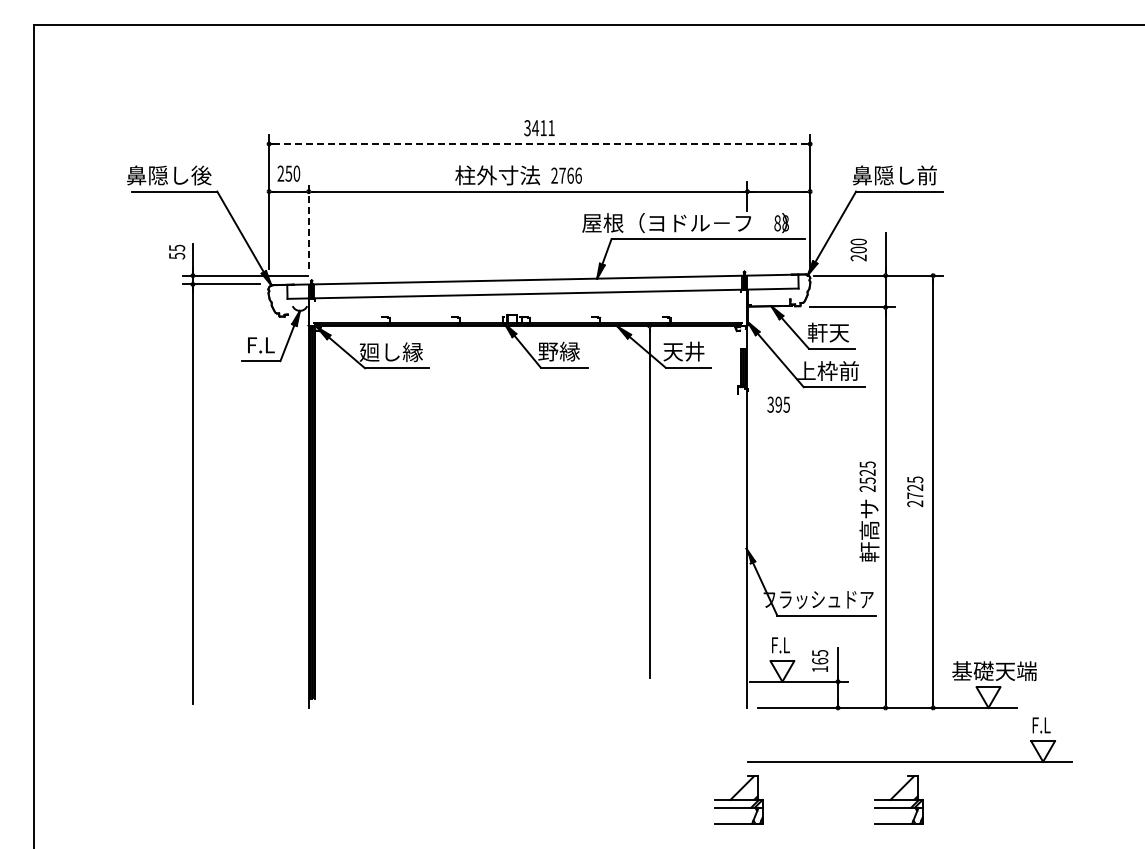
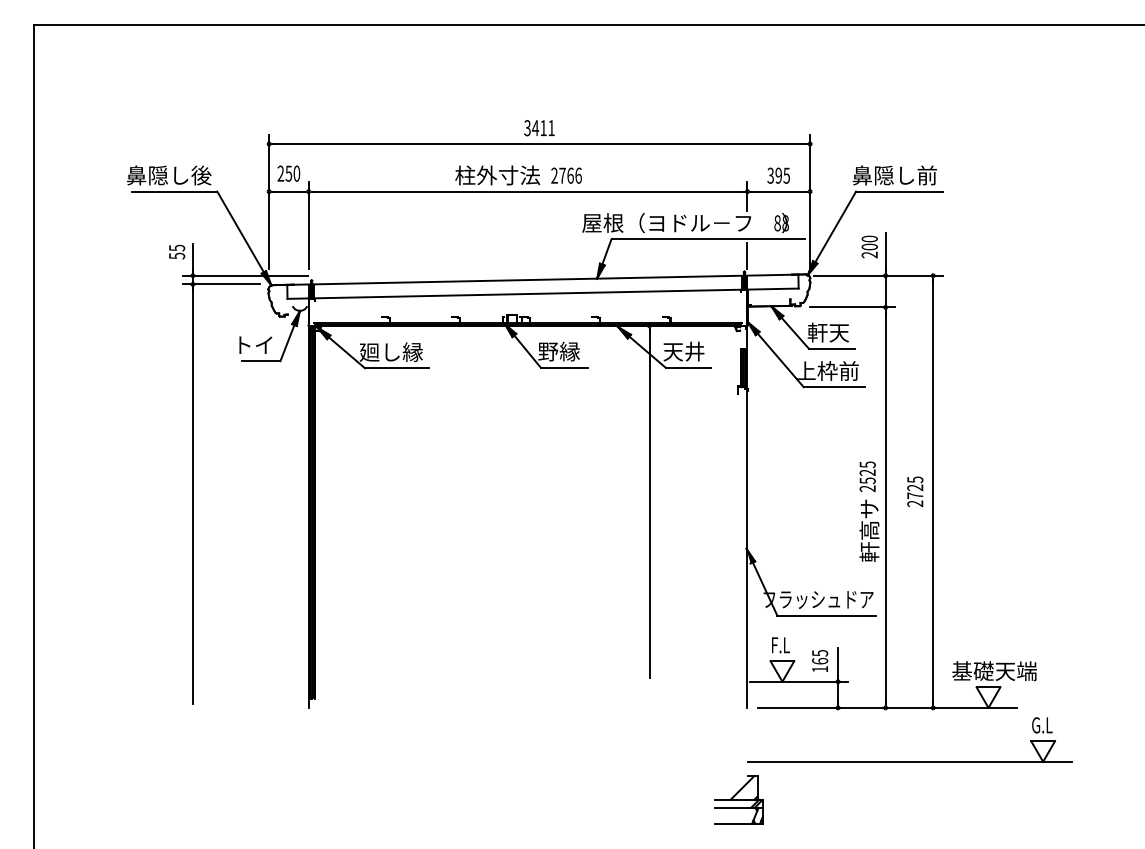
line: dashed -> solid (539, 144)
line: dashed -> solid (308, 225)
text position: (858, 249) -> (869, 246) (869, 246)
line: none -> present (747, 256)
text: F.L -> トイ (256, 344)
text position: (778, 404) -> (778, 175) (778, 175)
text: F.L -> G.L (1042, 725)
part: present -> none (898, 799)
